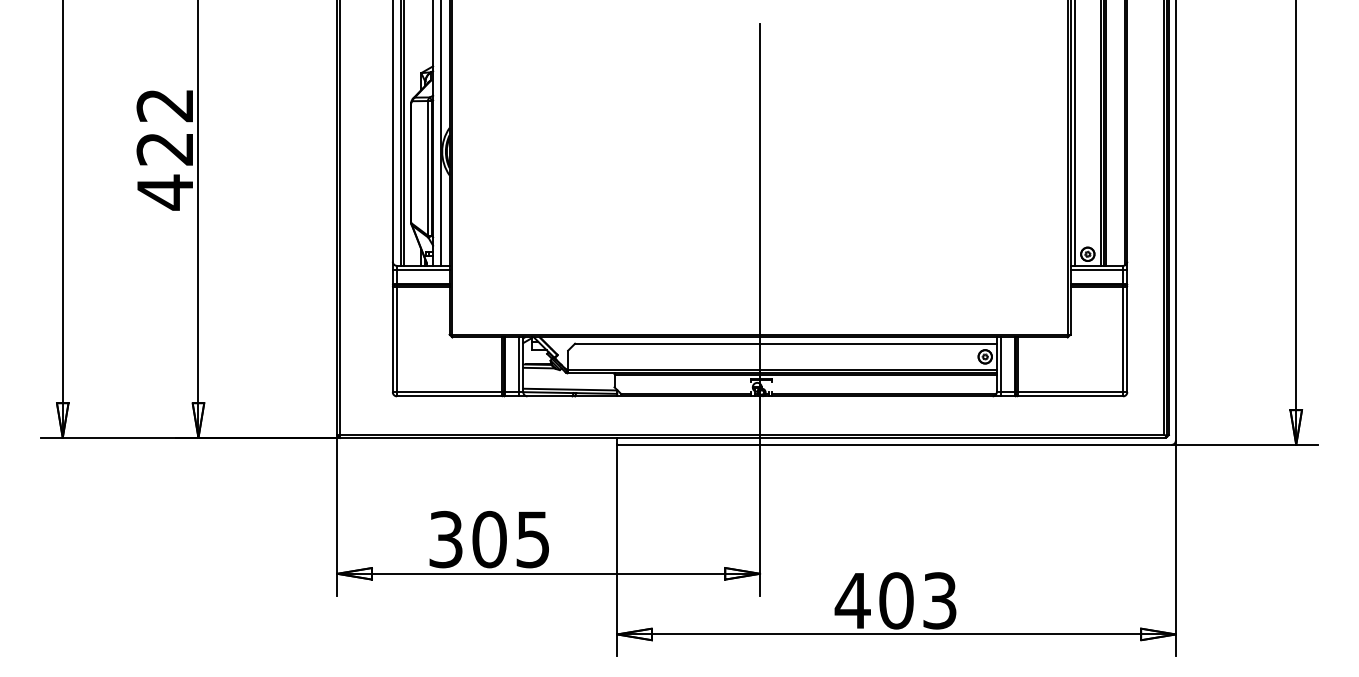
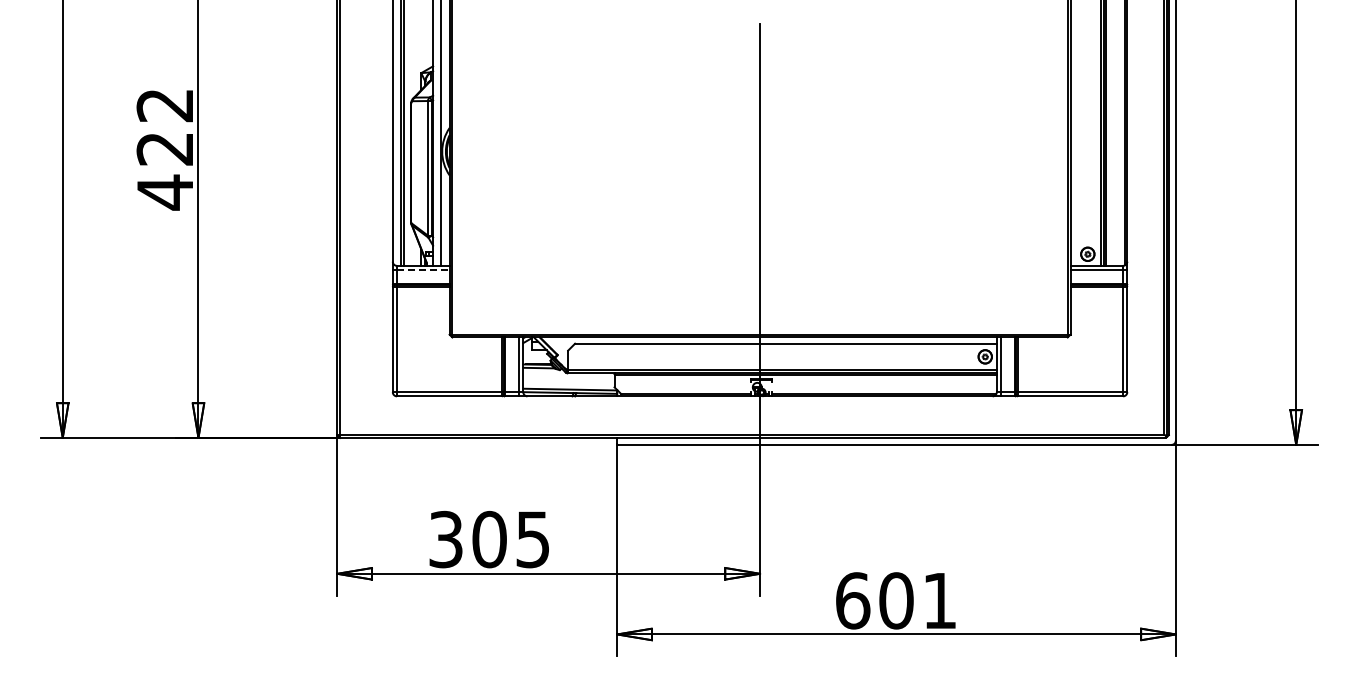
line: present -> none (1074, 133)
line: solid -> dashed (423, 270)
text: 403 -> 601 (895, 600)
